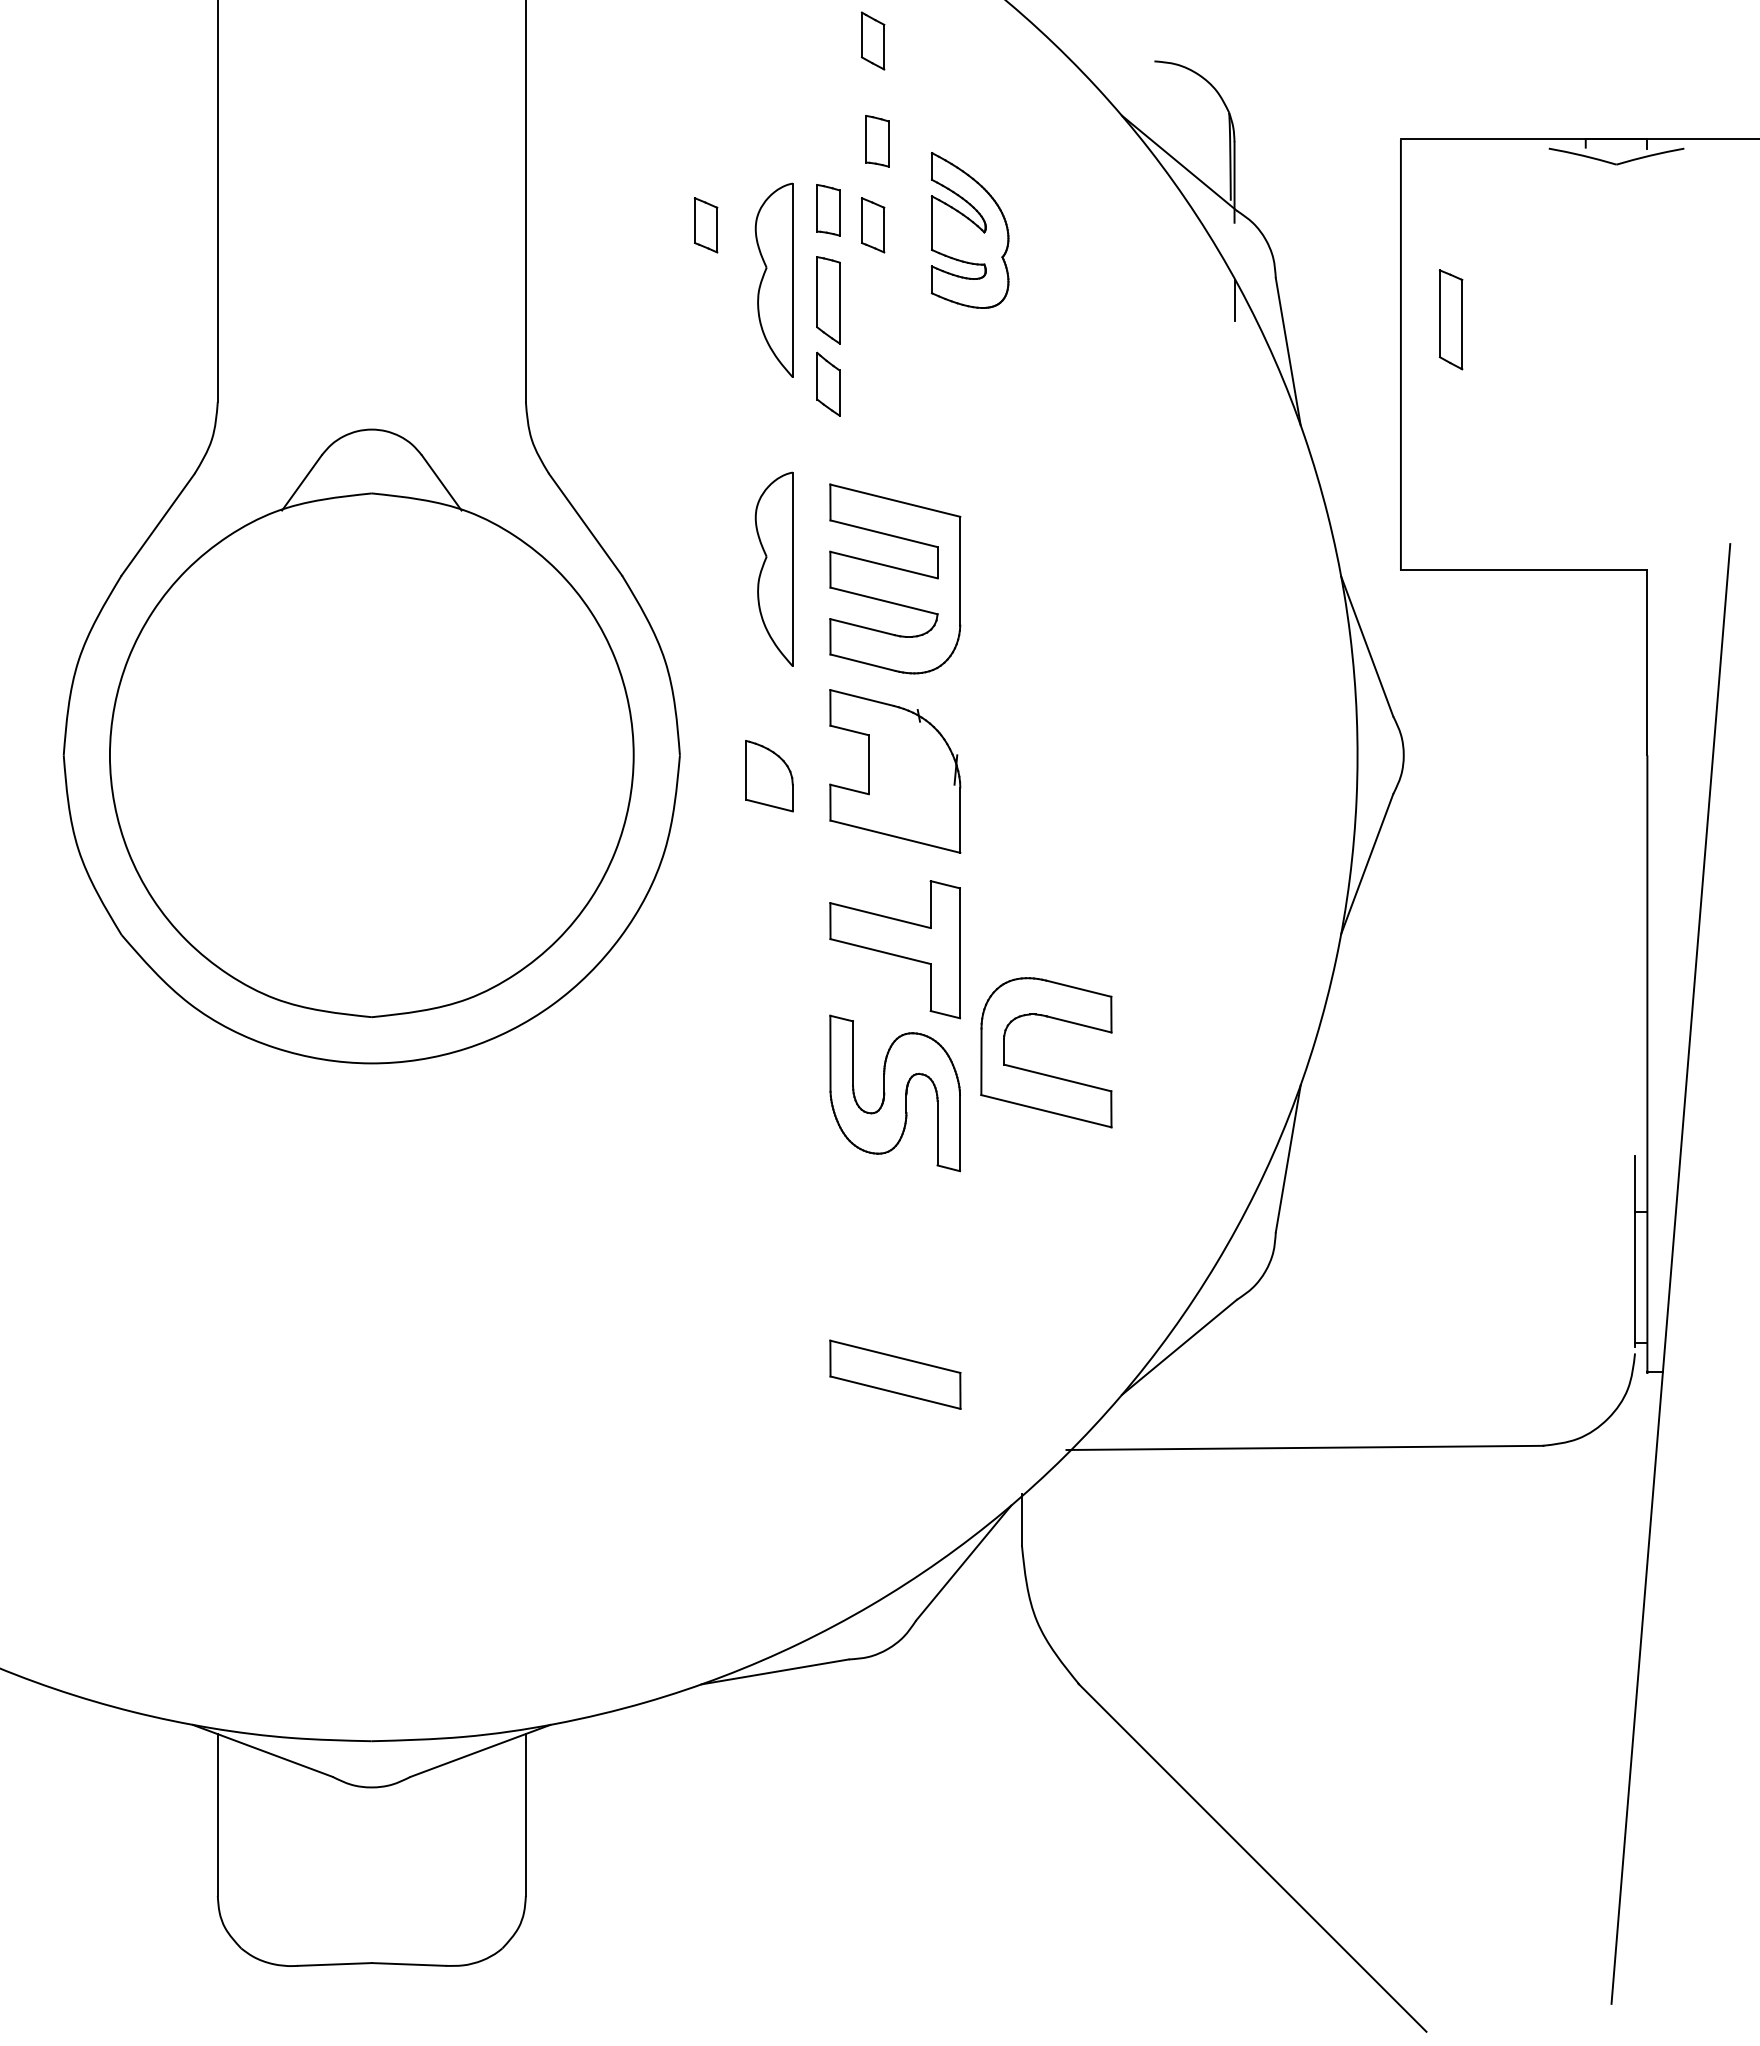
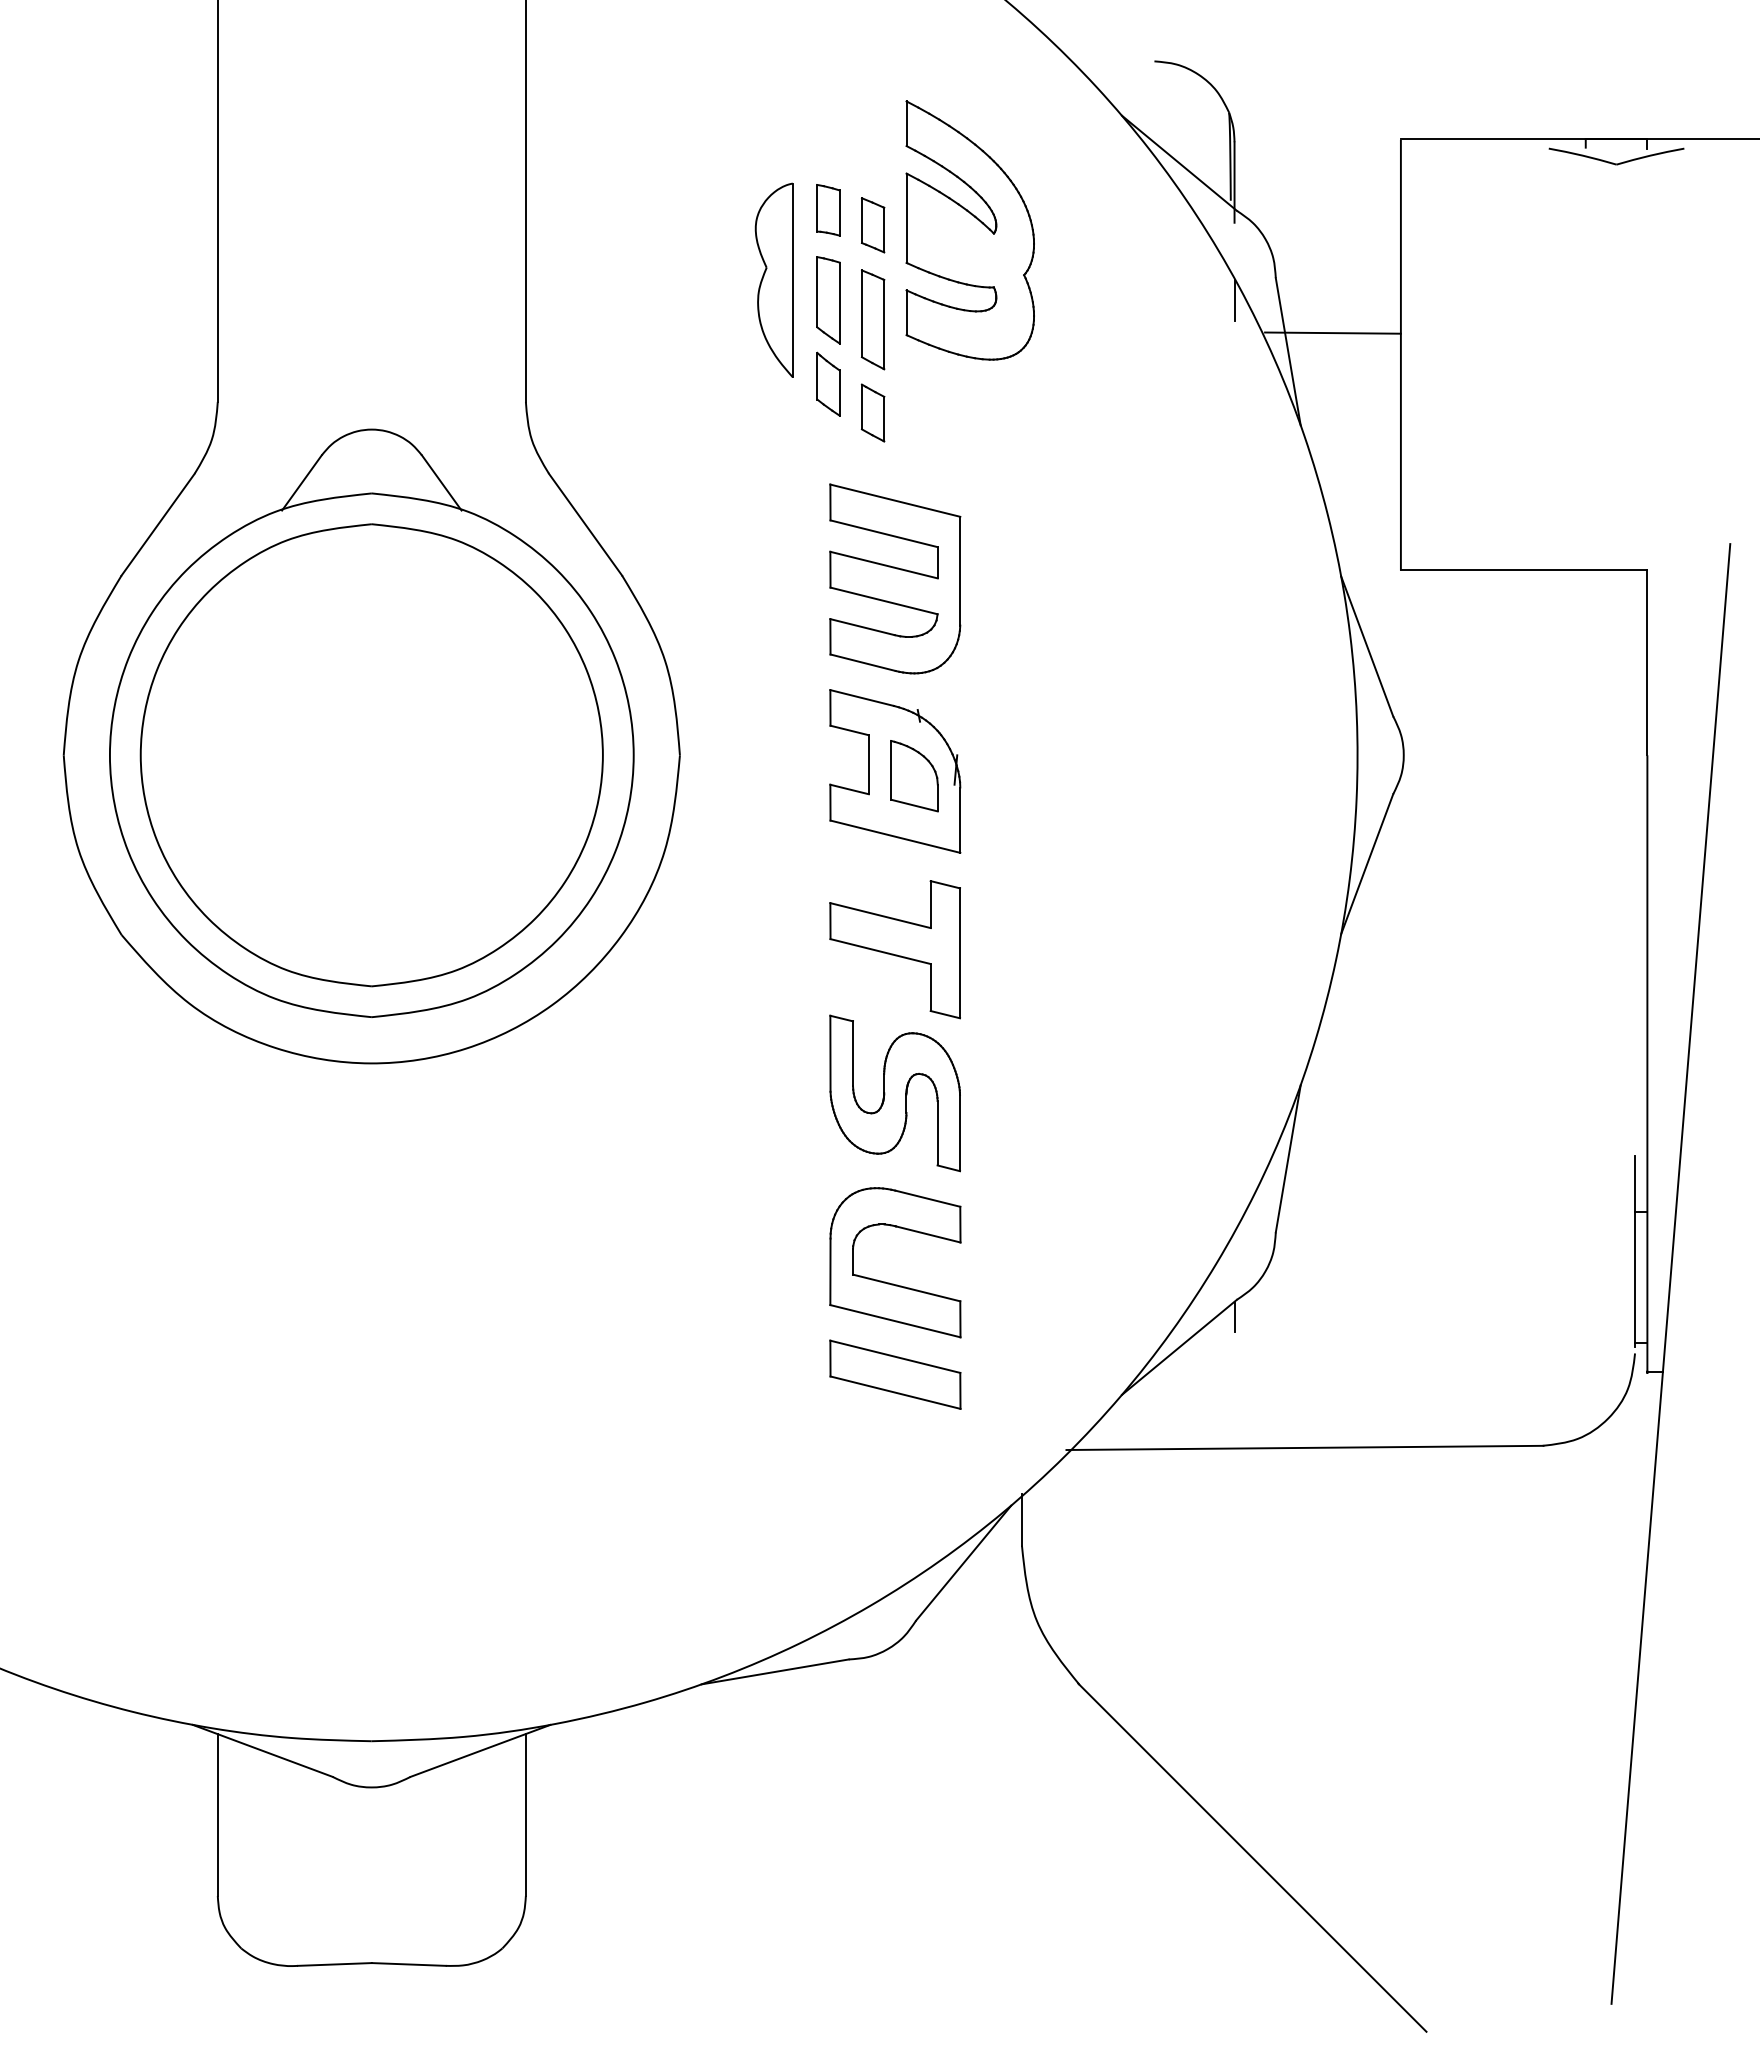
part position: (872, 40) -> (872, 412) (872, 412)
part: present -> none (877, 141)
part: present -> none (706, 225)
part size: 80x157 px -> 130x261 px (969, 230)
part position: (1450, 319) -> (872, 319) (872, 319)
line: none -> present (1332, 332)
part: present -> none (773, 568)
part: none -> present (371, 755)
part position: (769, 776) -> (914, 776) (914, 776)
part position: (1040, 1072) -> (889, 1282) (889, 1282)
line: none -> present (1234, 1316)
